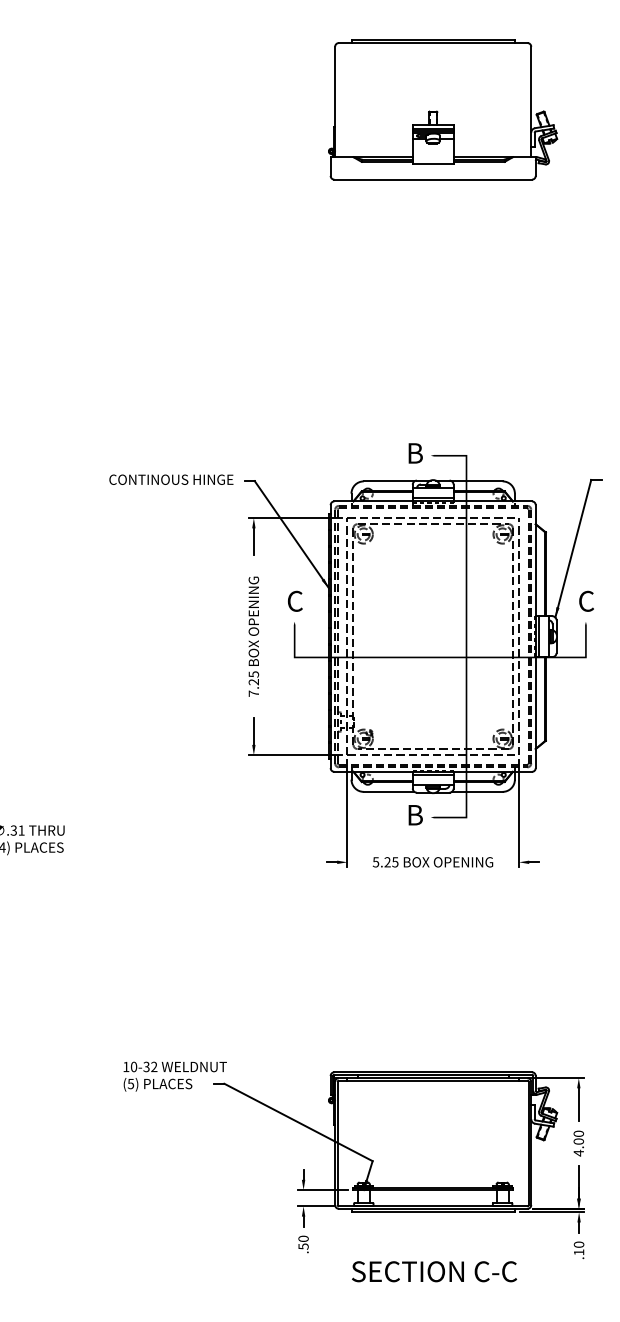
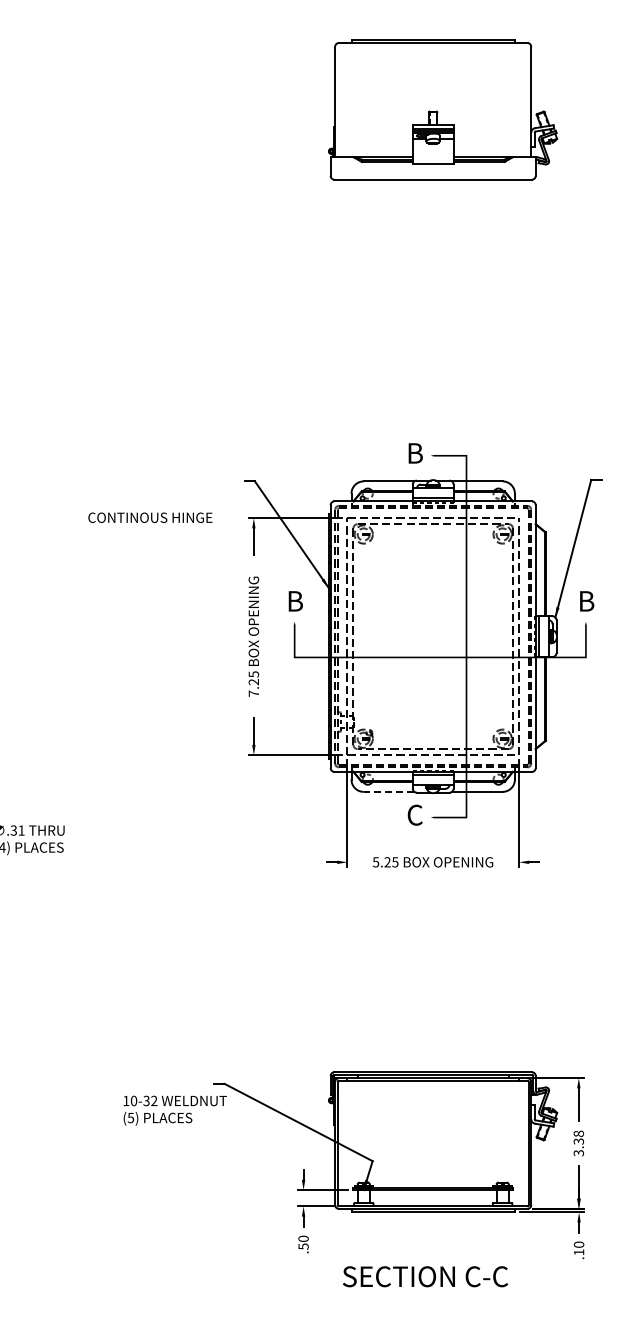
text position: (171, 479) -> (150, 517) (150, 517)
text: C -> B (294, 600)
text: C -> B (586, 600)
line: solid -> dashed (388, 791)
text: B -> C (414, 814)
text position: (174, 1076) -> (174, 1110) (174, 1110)
text: 4.00 -> 3.38 (578, 1143)
text position: (434, 1271) -> (425, 1276) (425, 1276)
